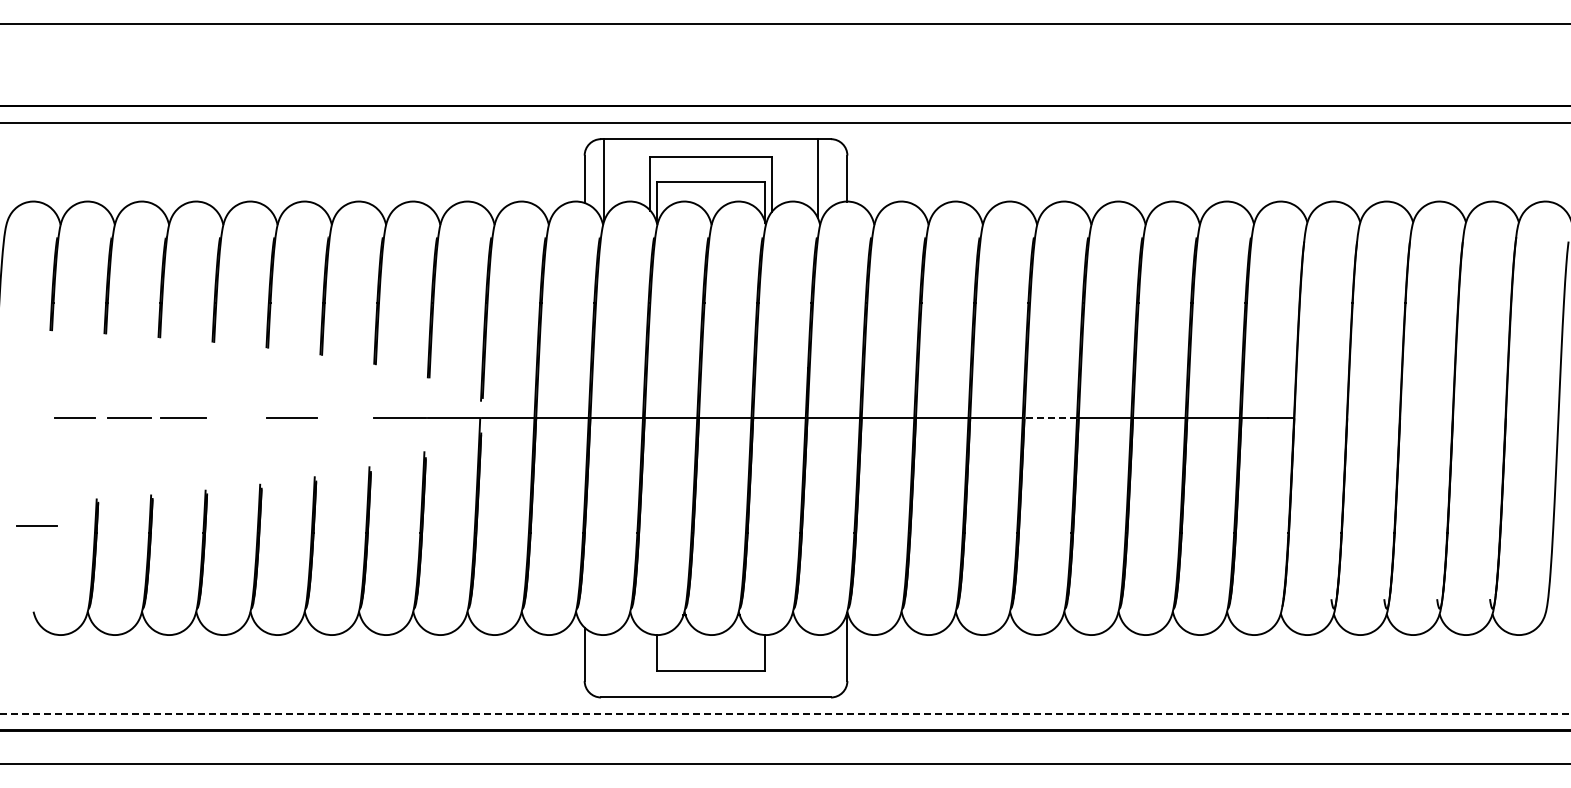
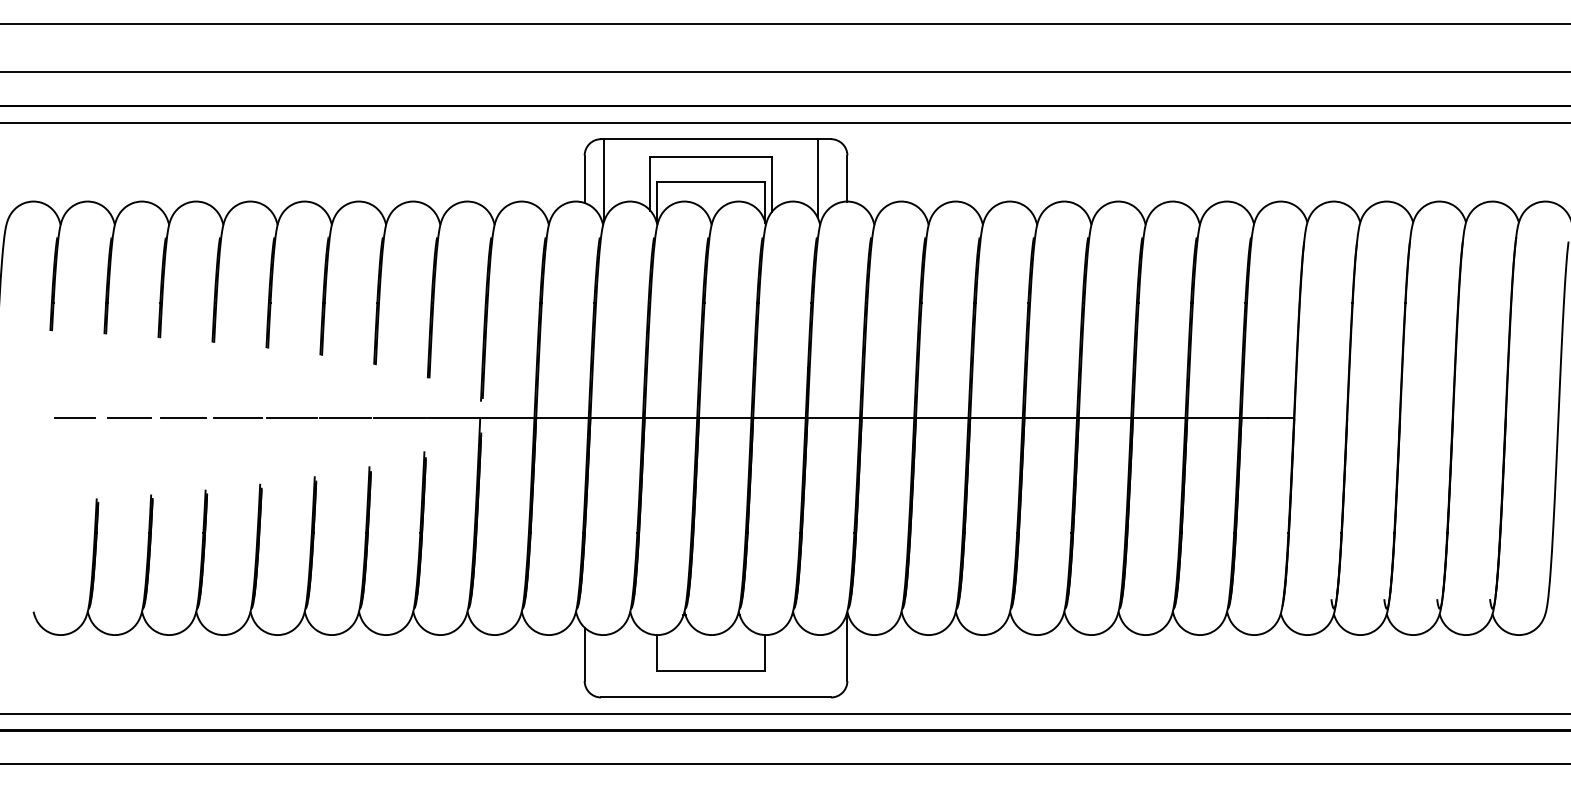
line: none -> present (784, 72)
line: none -> present (237, 418)
line: none -> present (345, 418)
line: dashed -> solid (1050, 418)
line: present -> none (36, 525)
line: dashed -> solid (785, 713)
